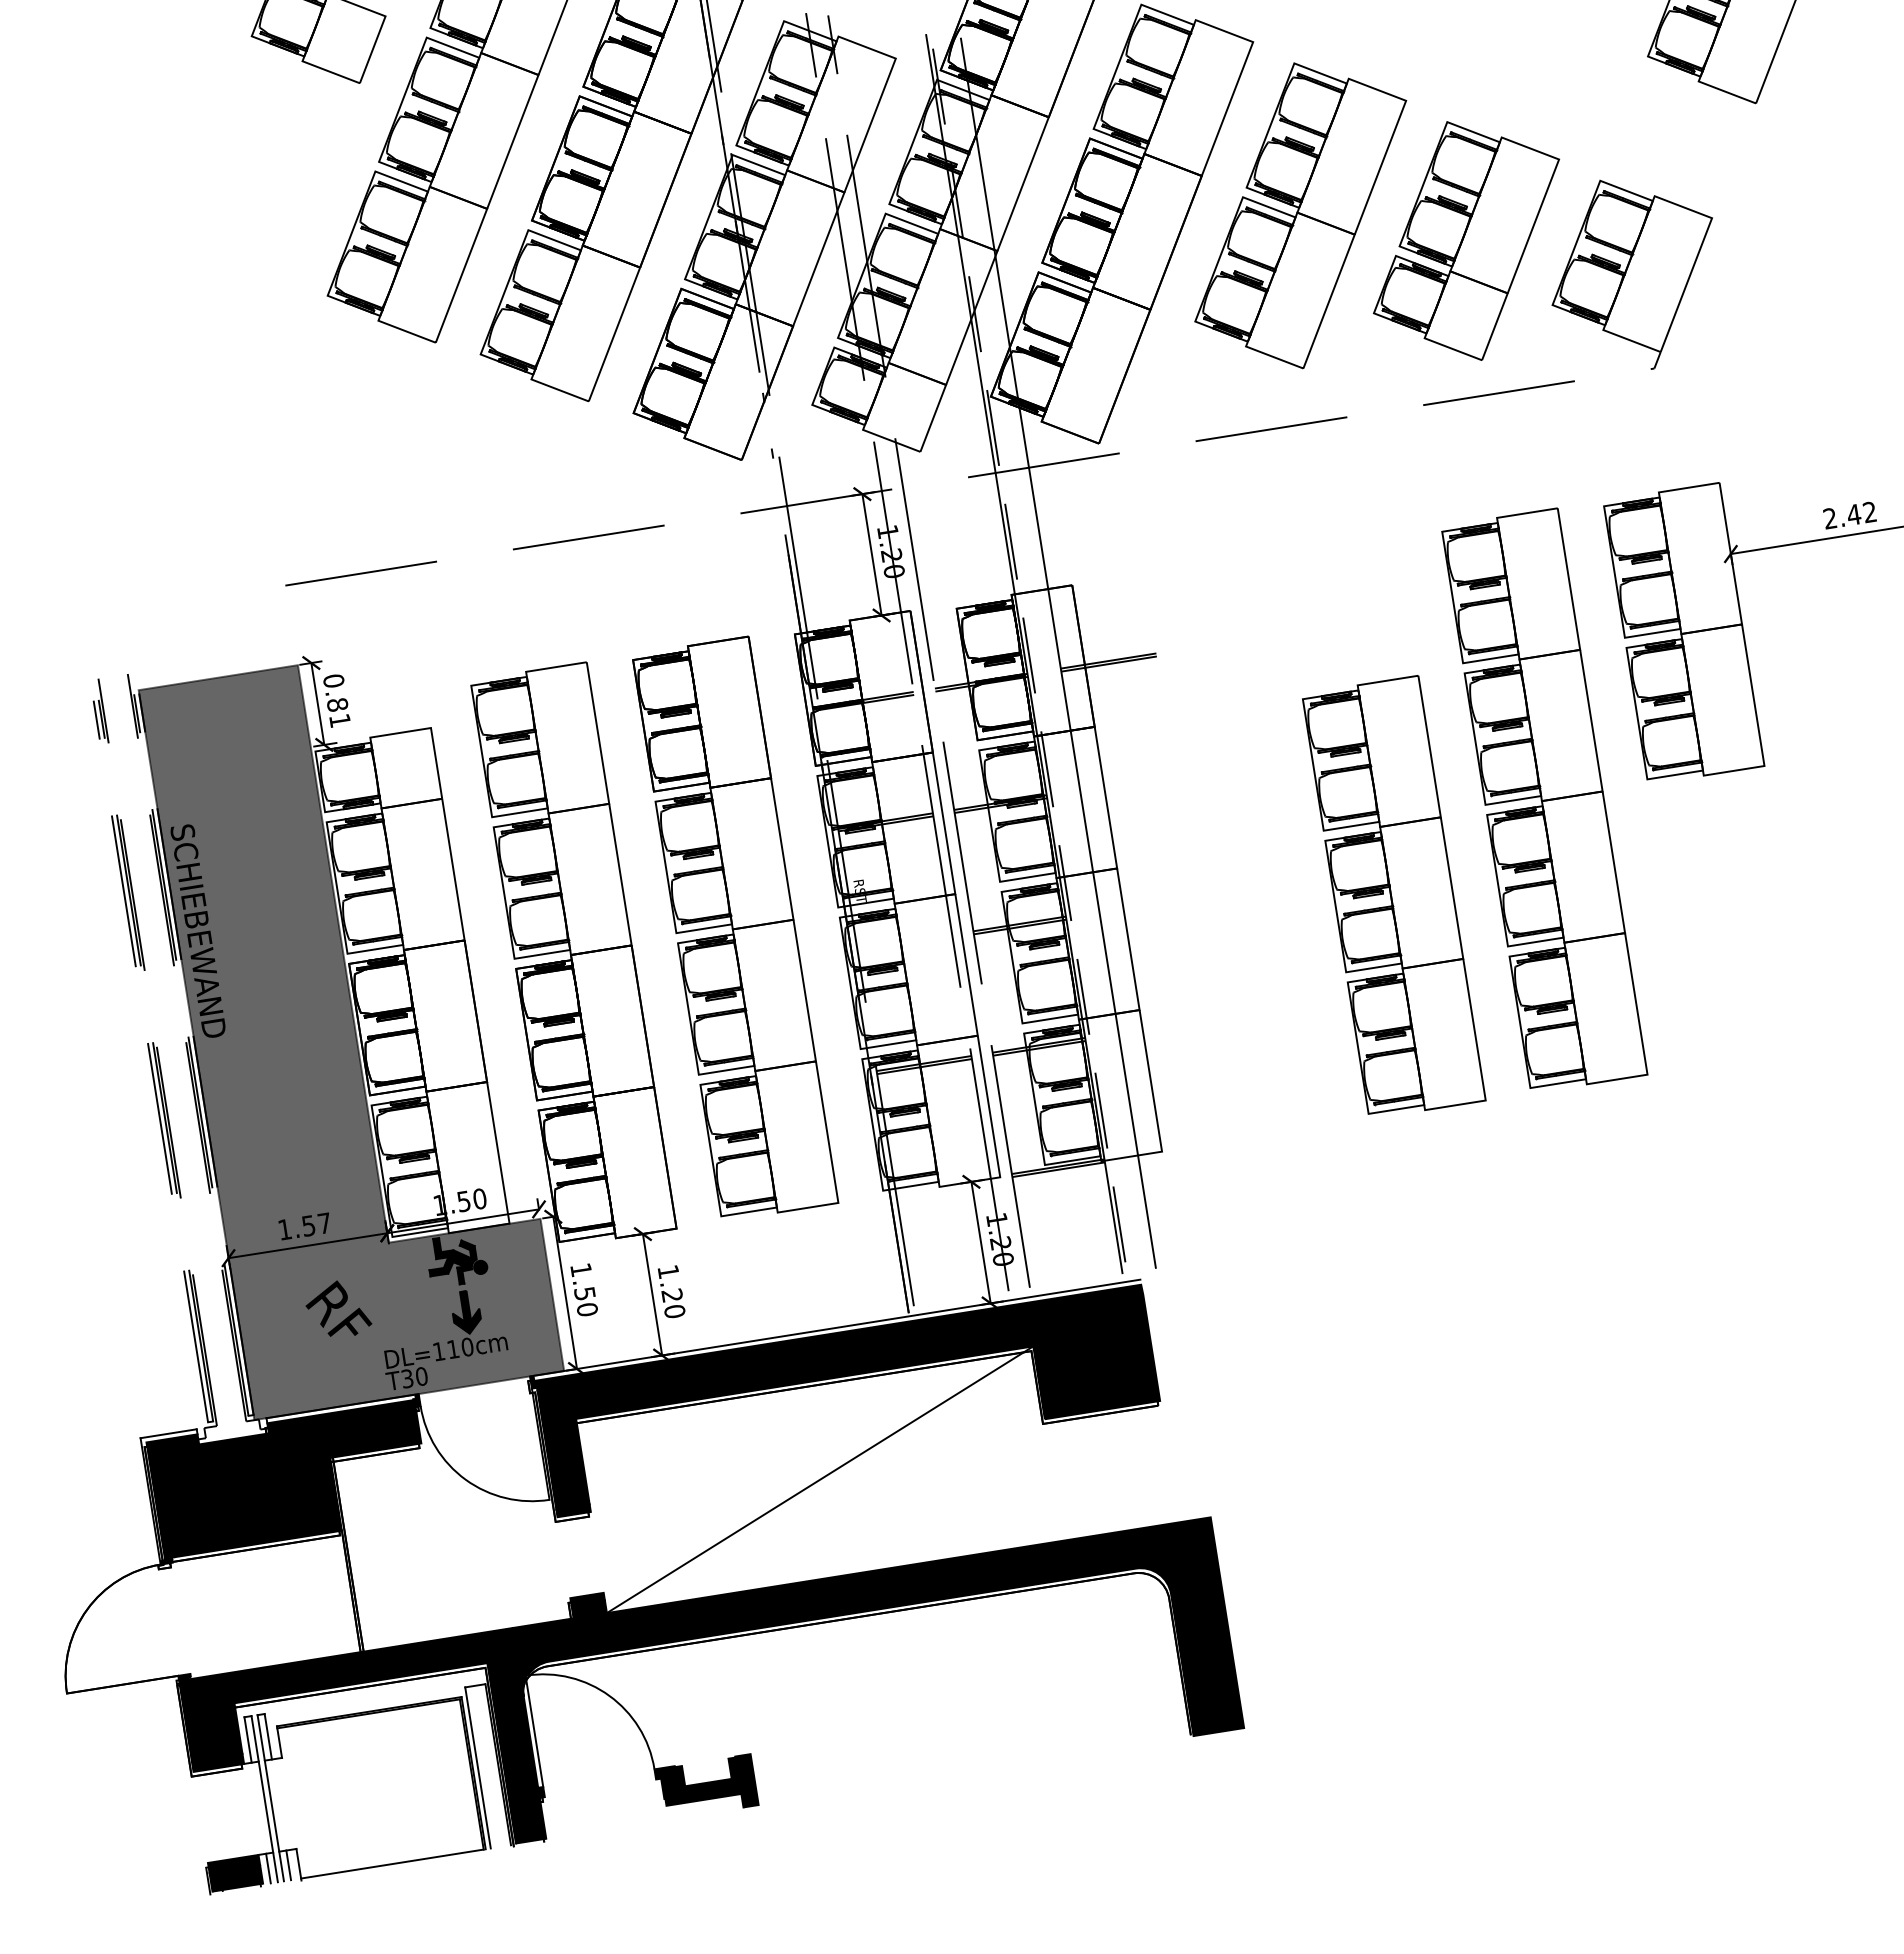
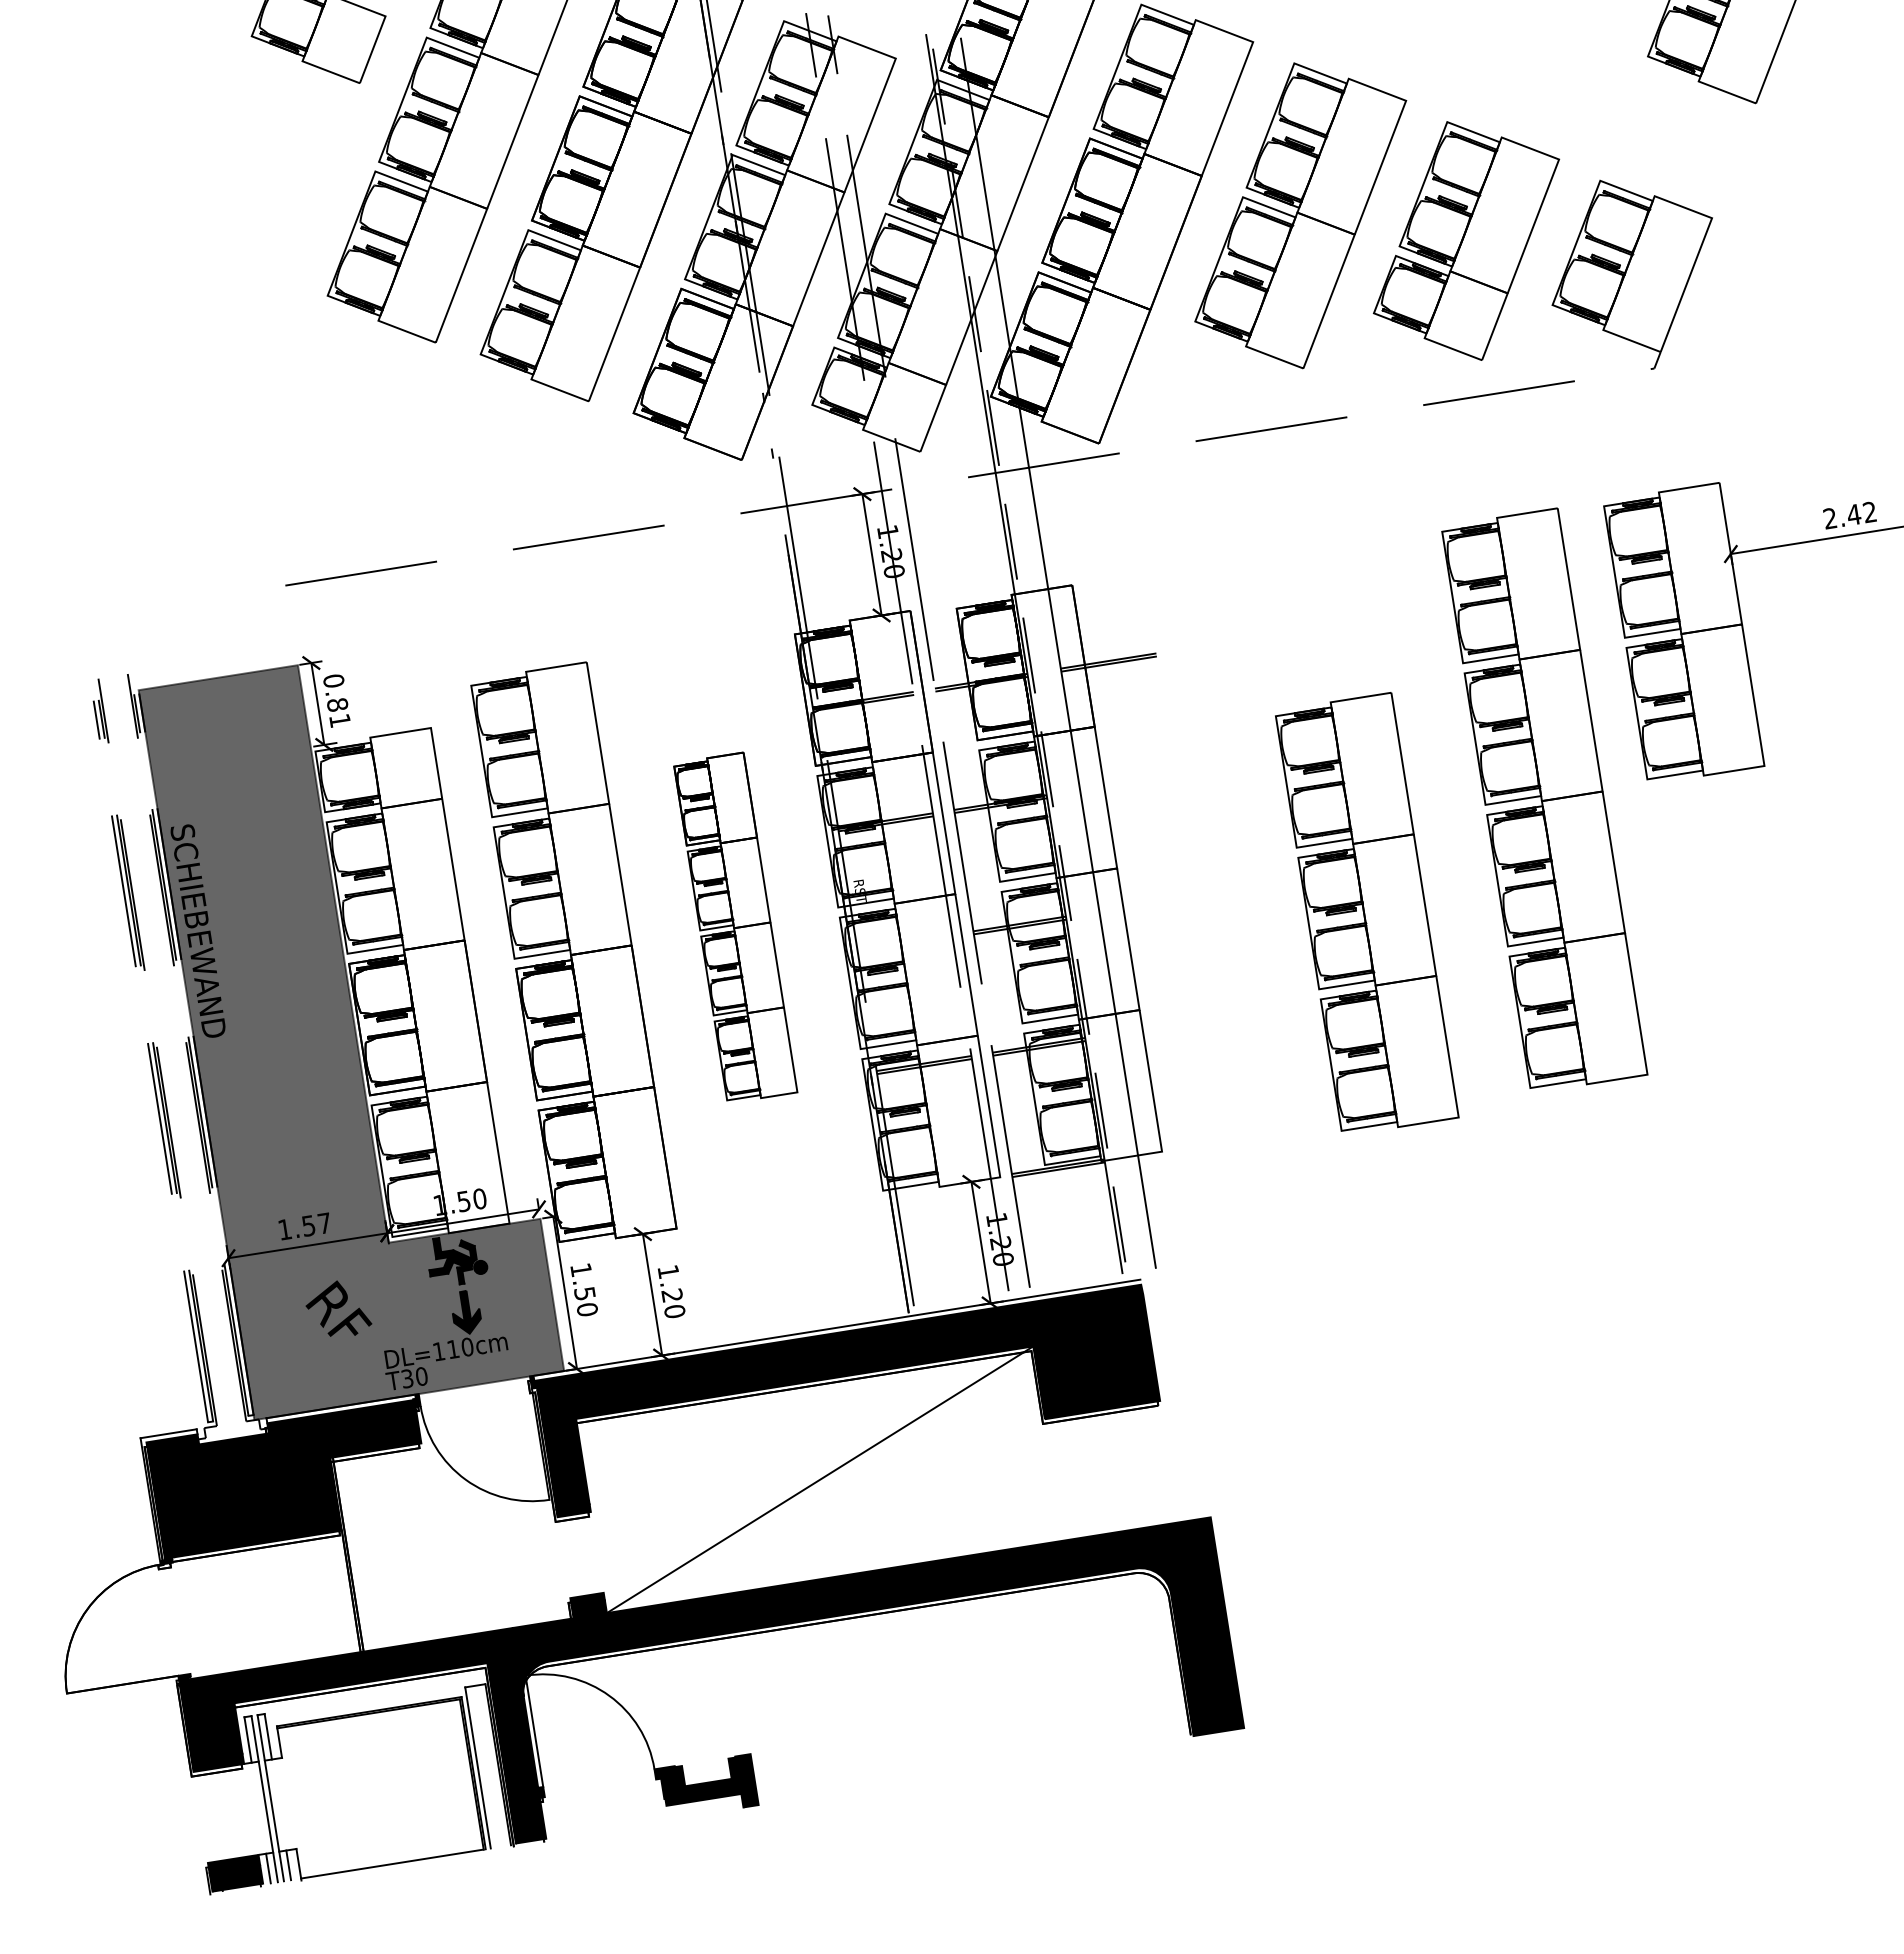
part position: (1394, 894) -> (1367, 911) (1367, 911)
part size: 208x583 px -> 126x351 px (735, 926)
